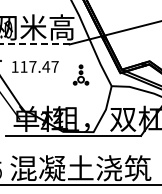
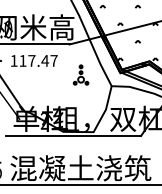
hatch: none -> present (129, 32)
line: dashed -> solid (34, 44)
text position: (35, 66) -> (34, 60) (34, 60)
